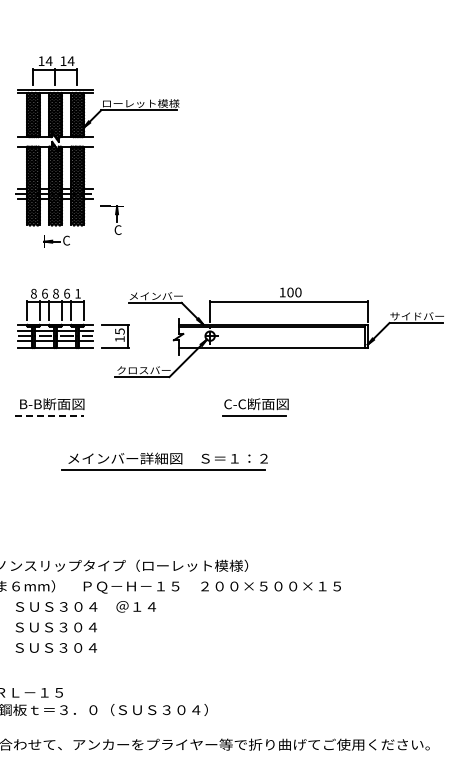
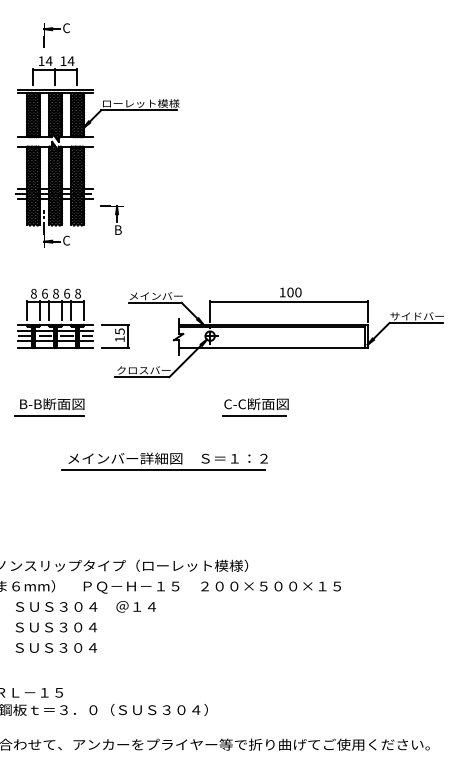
part: none -> present (56, 35)
line: none -> present (44, 222)
text: C -> B (117, 229)
text: 1 -> 8 (77, 293)
line: dashed -> solid (50, 415)
